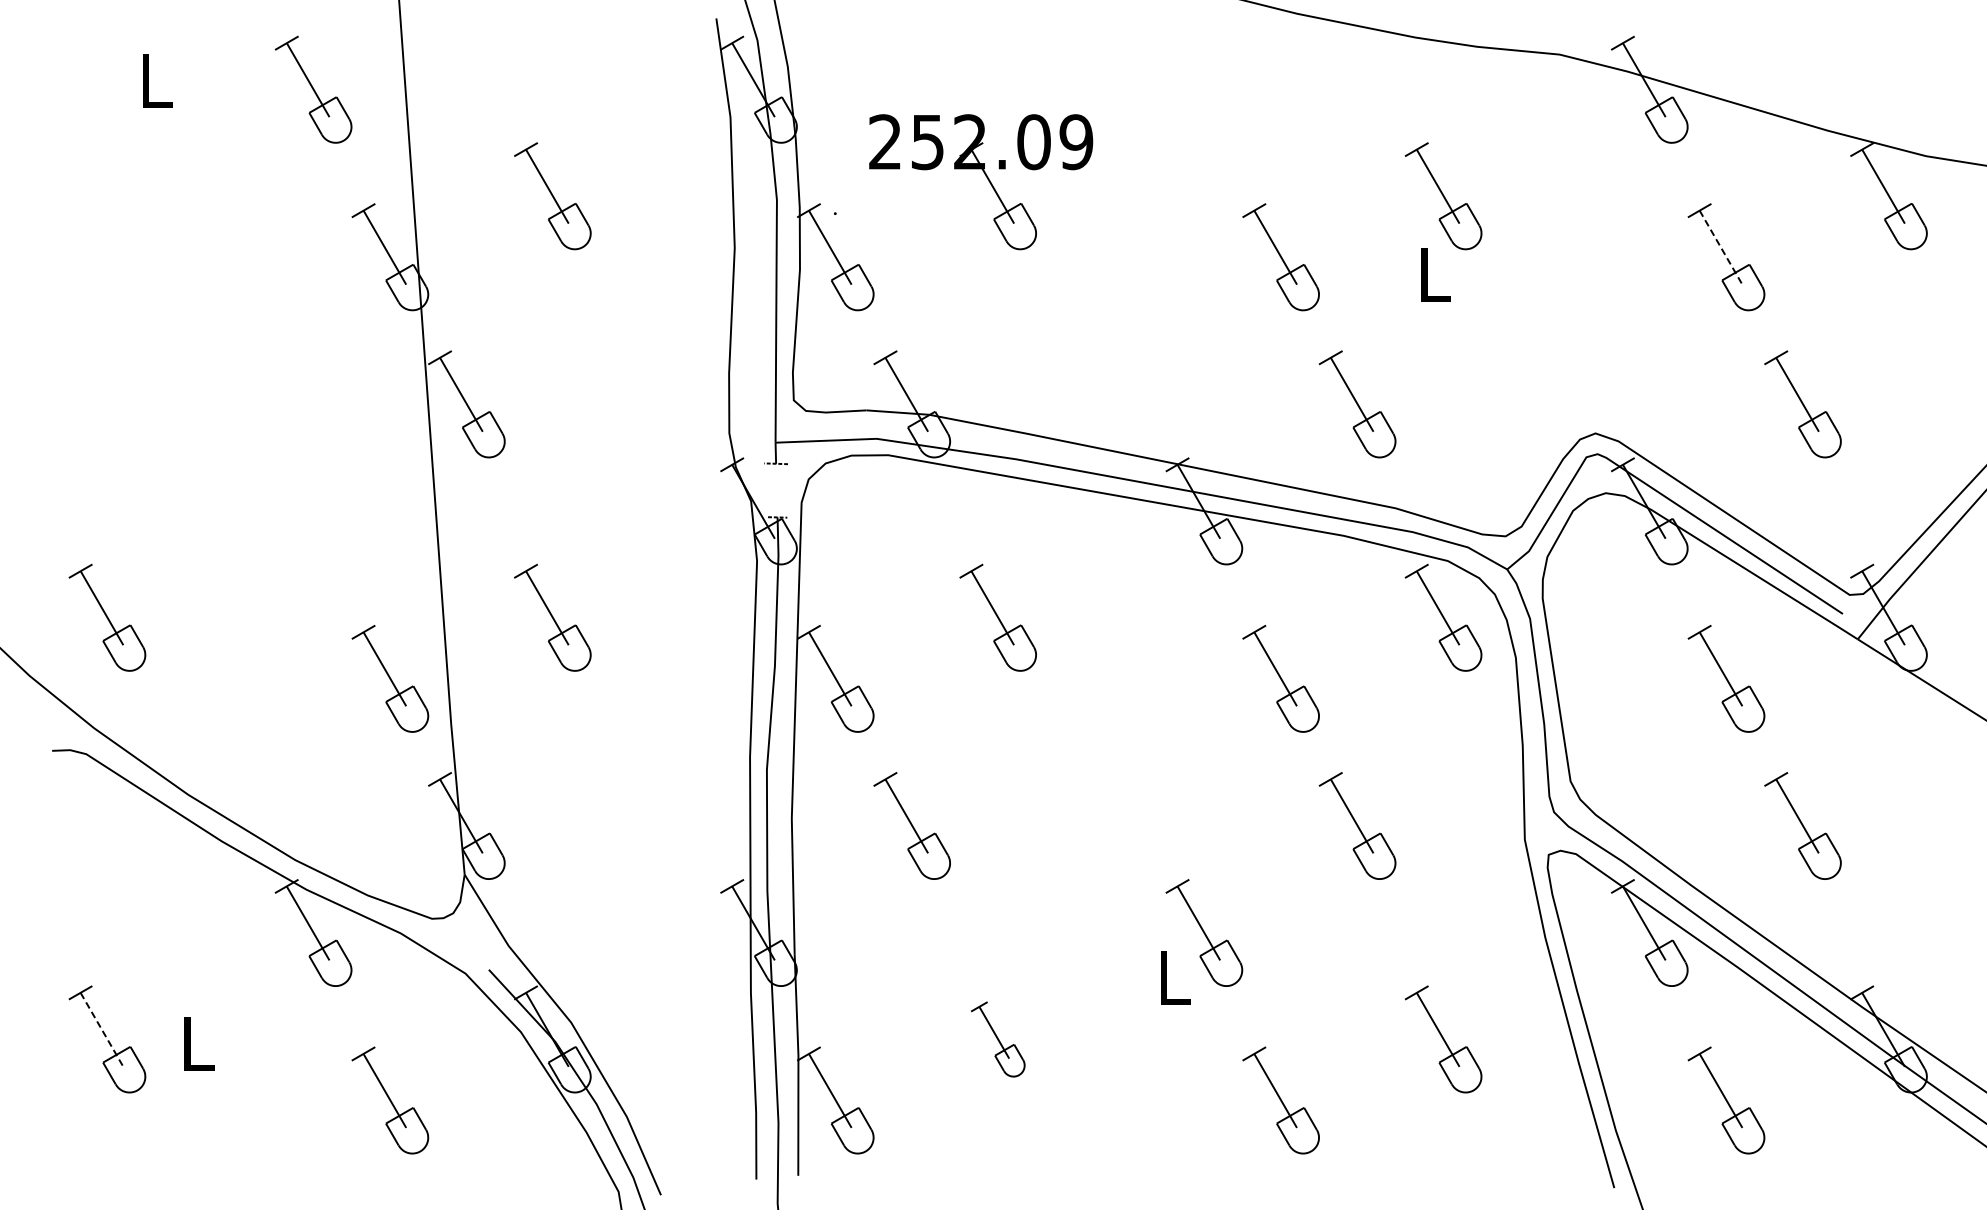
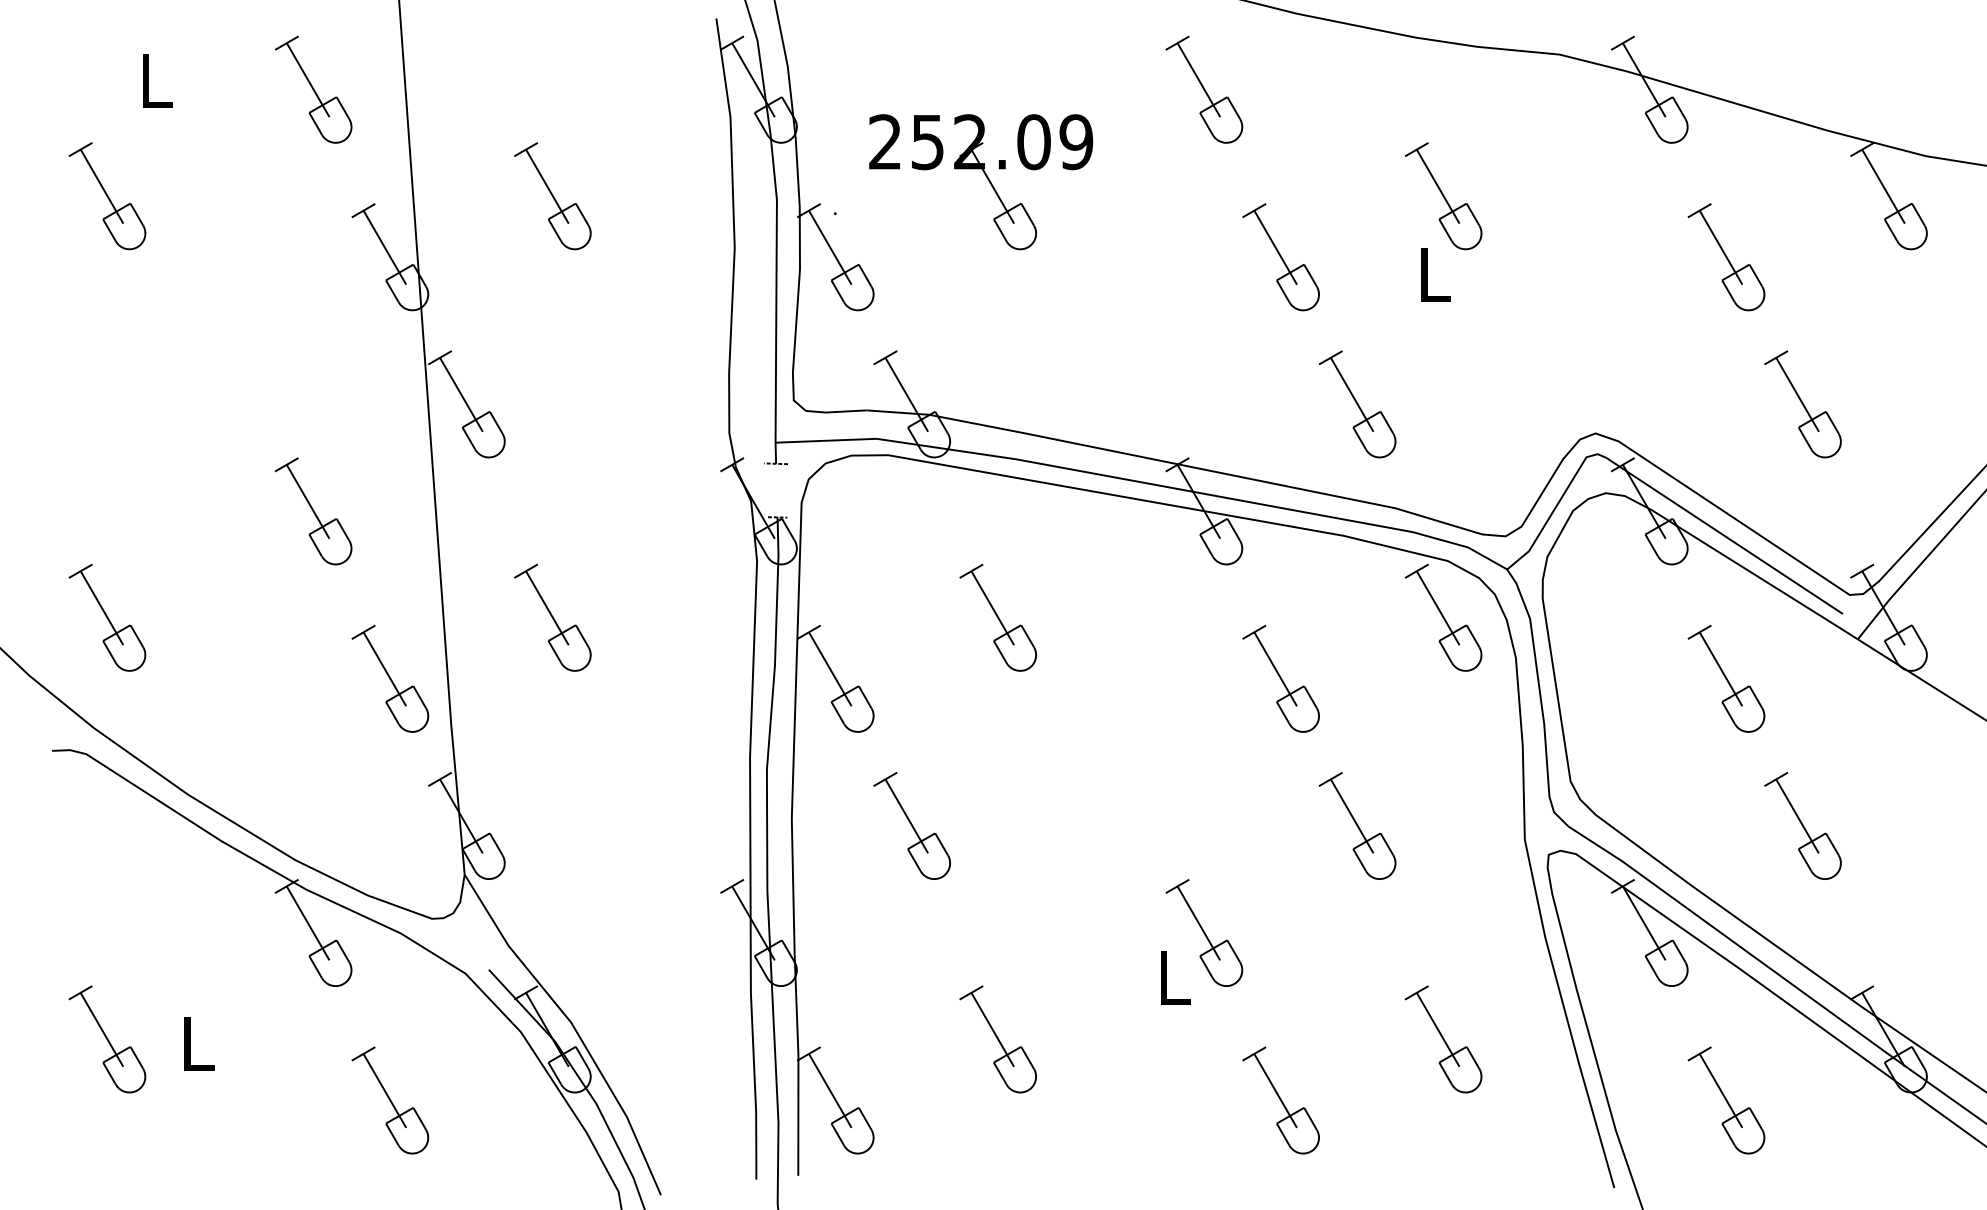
part: none -> present (1204, 89)
part: none -> present (107, 196)
line: dashed -> solid (1721, 247)
part: none -> present (313, 511)
line: dashed -> solid (102, 1029)
part size: 55x77 px -> 78x109 px (997, 1039)
